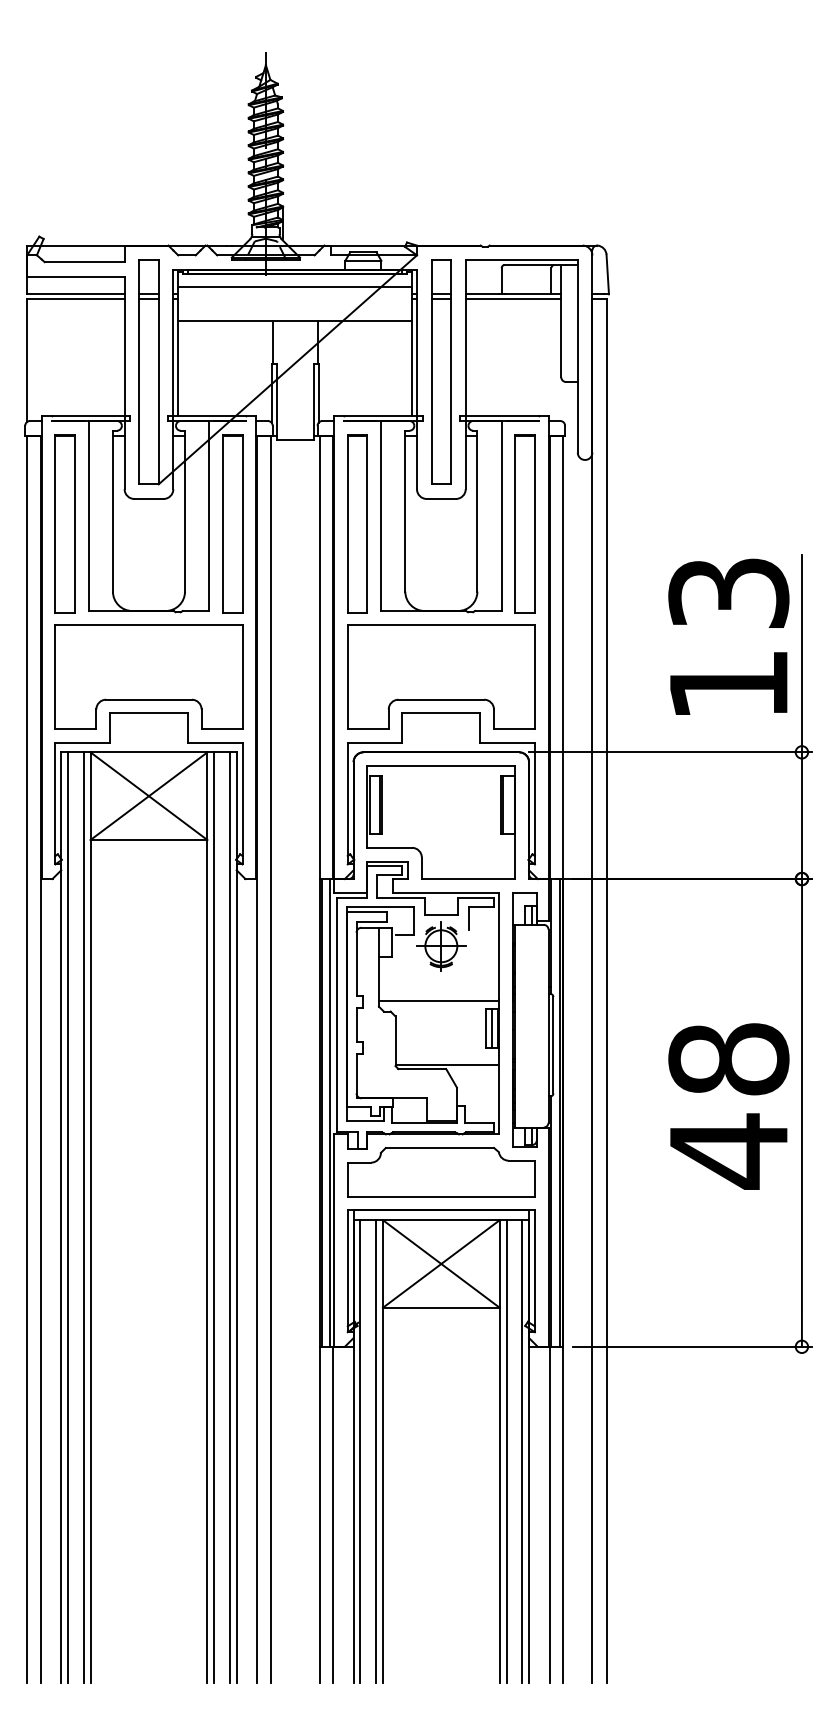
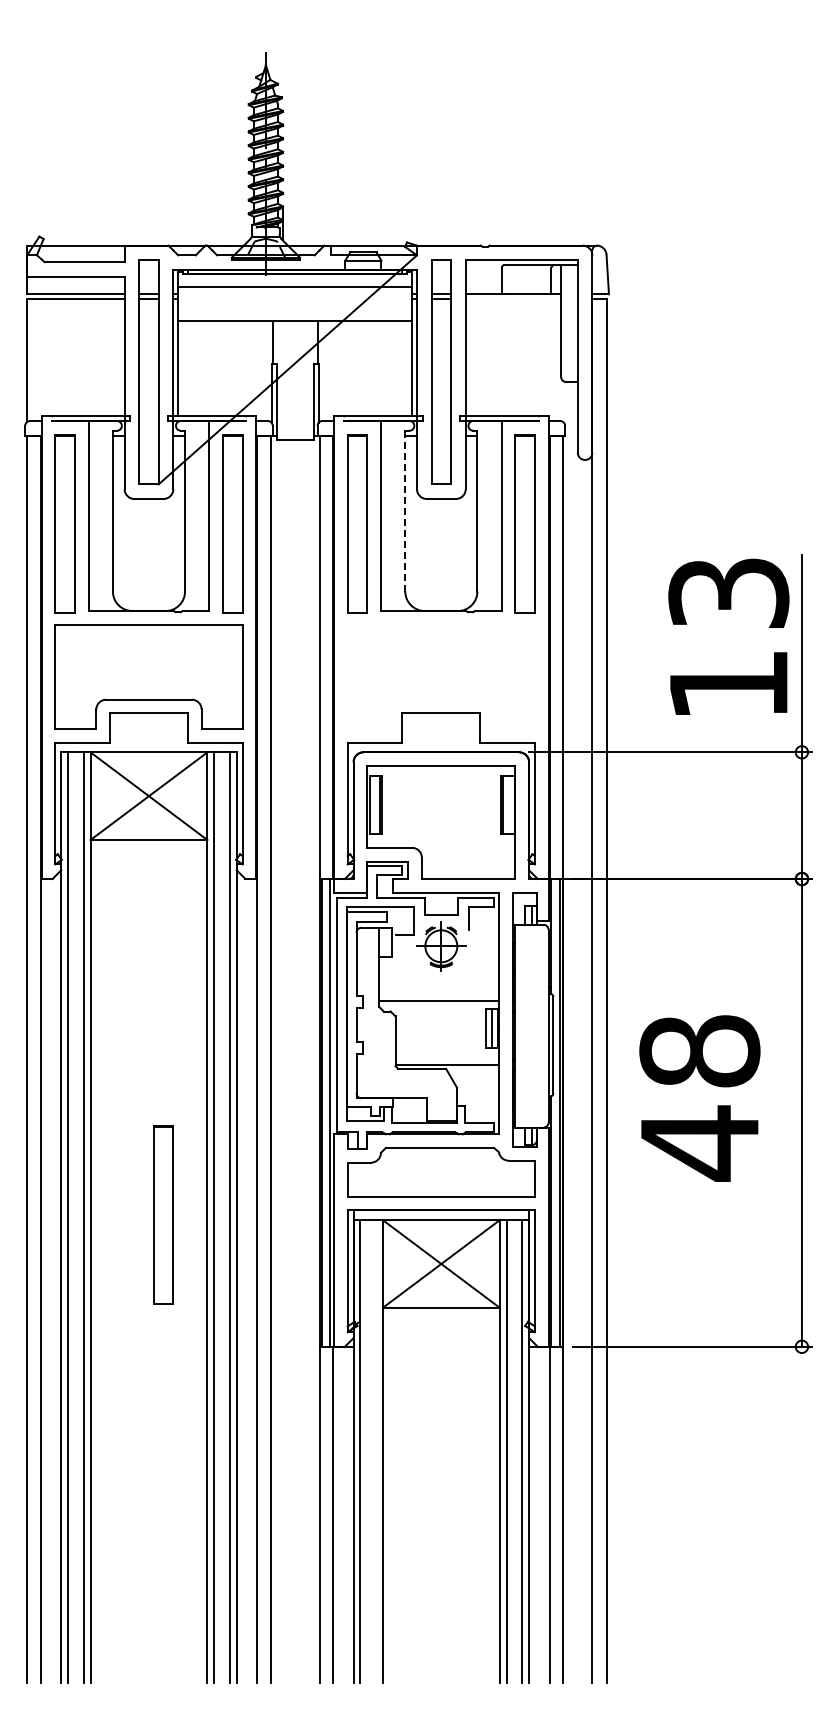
line: present -> none (513, 299)
line: solid -> dashed (405, 510)
part: present -> none (441, 676)
text position: (728, 1106) -> (699, 1098) (699, 1098)
part: none -> present (163, 1214)
line: present -> none (376, 1451)
